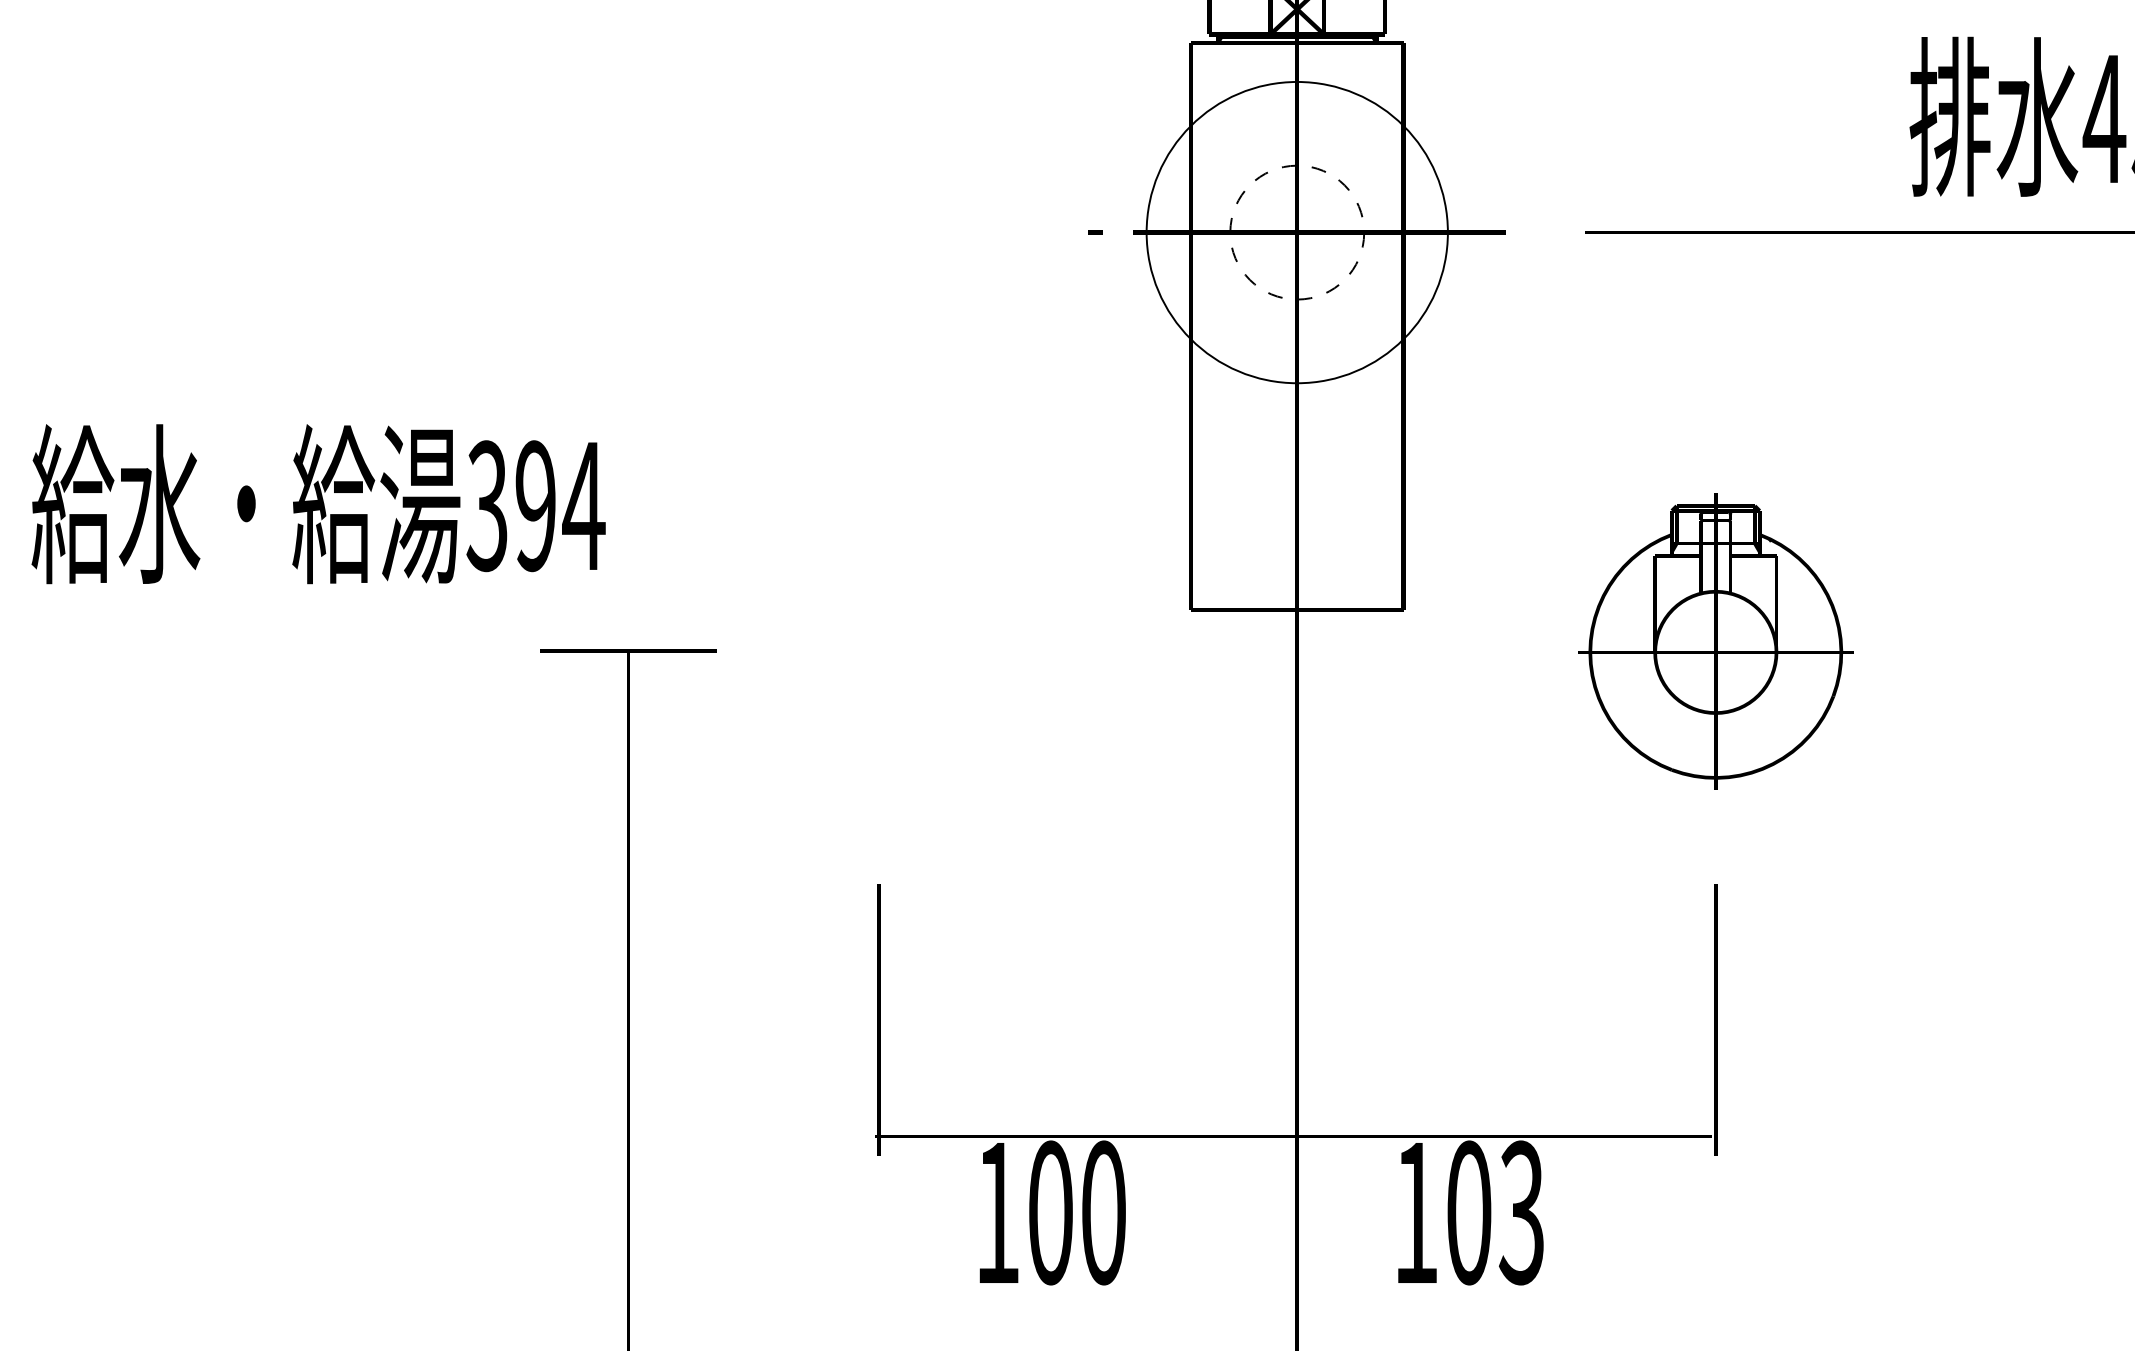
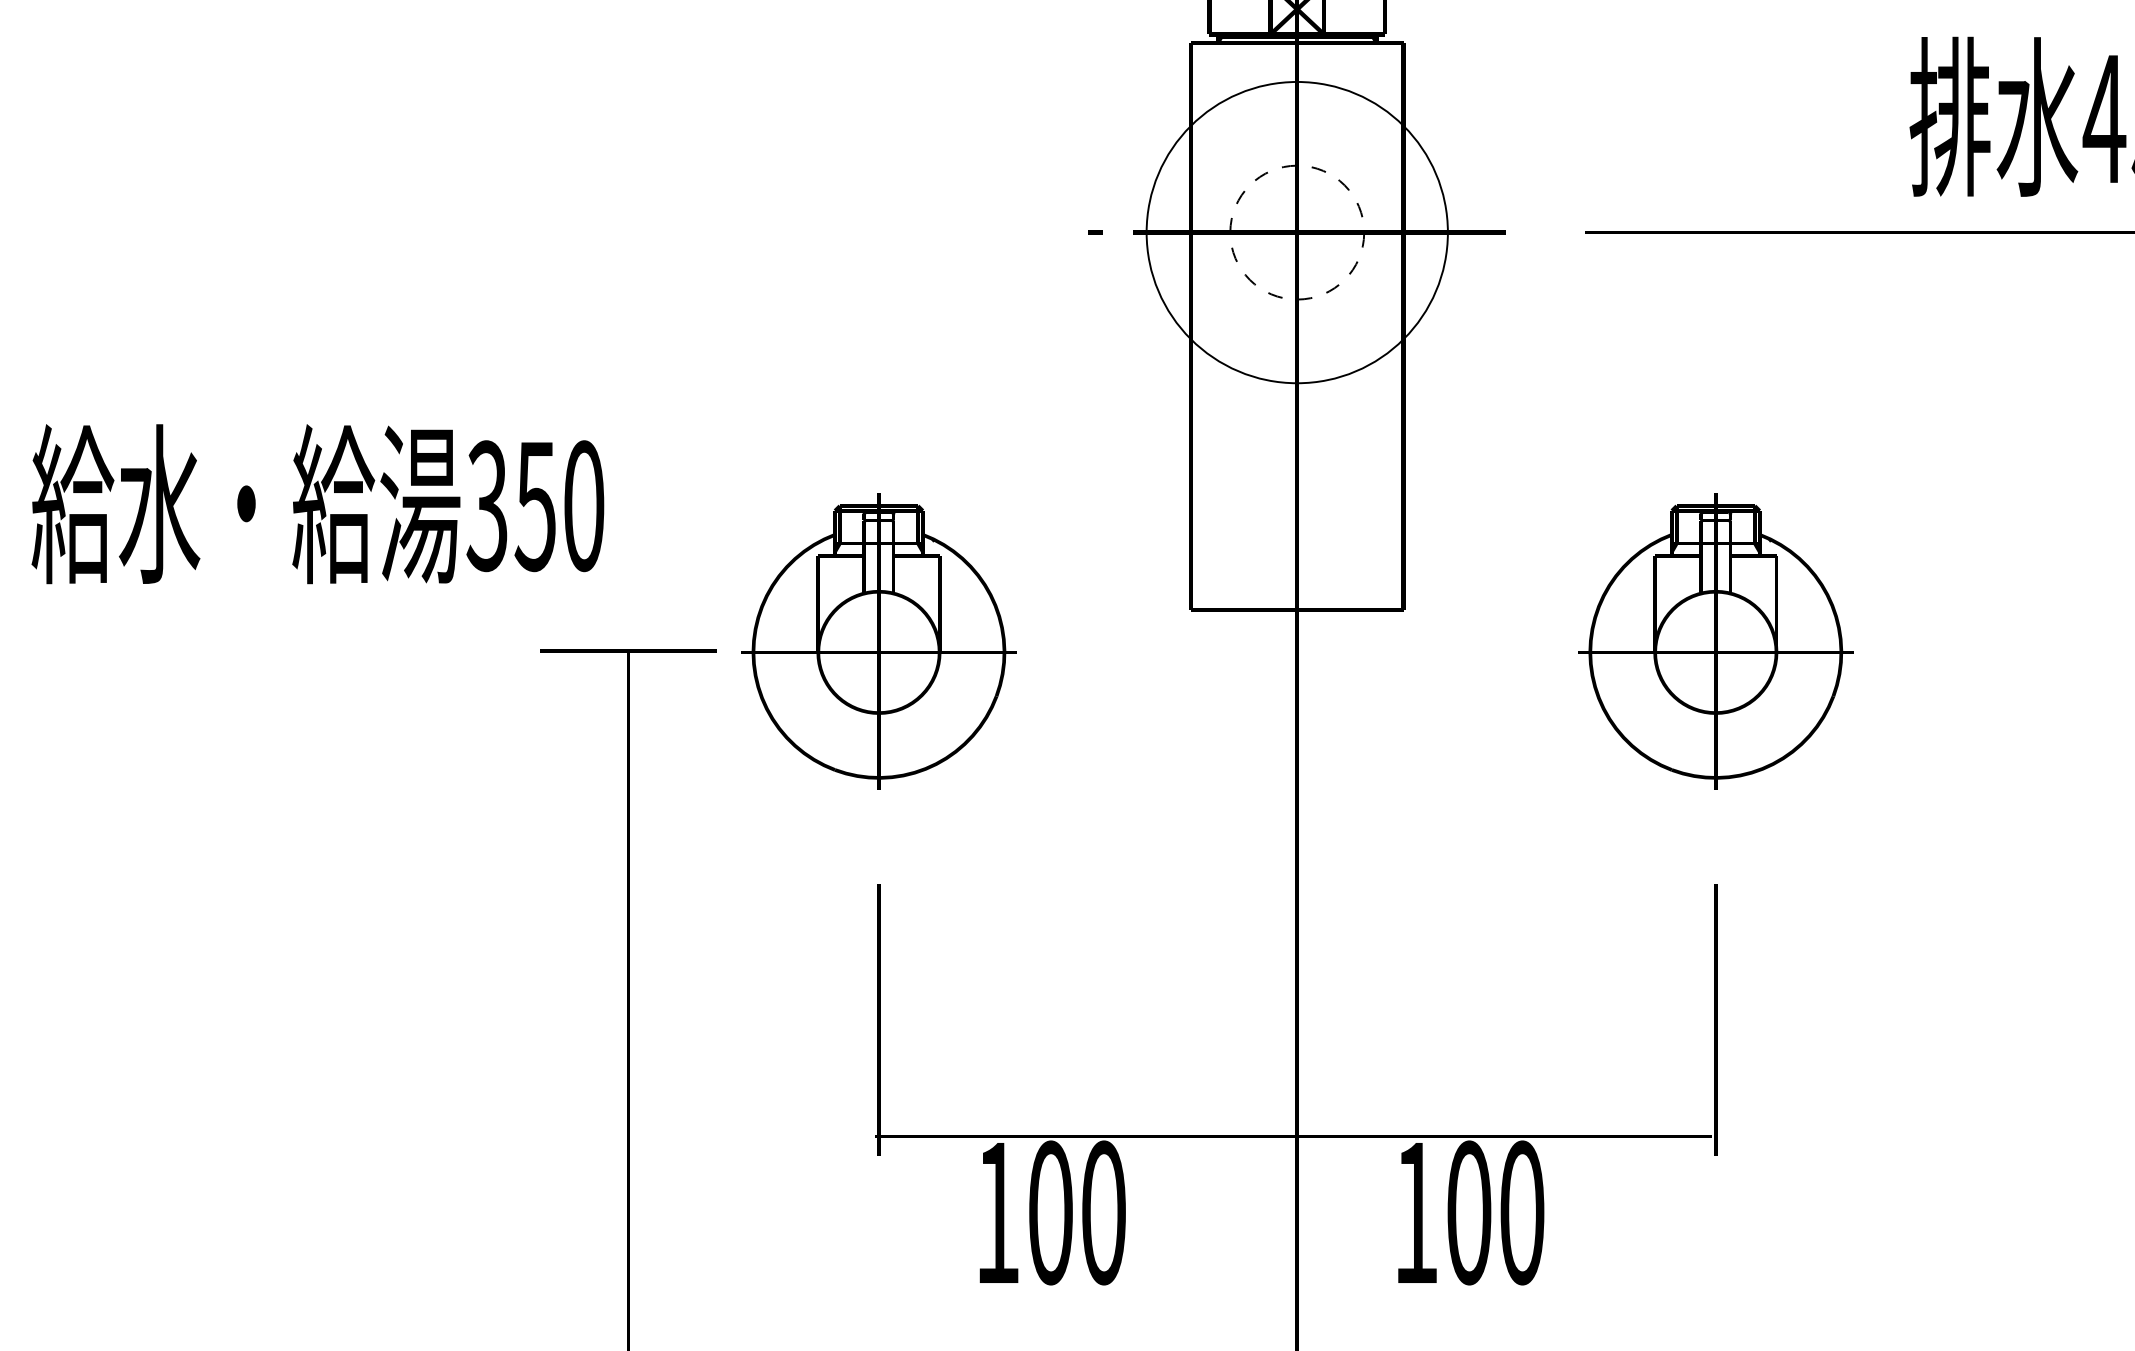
text: 394 -> 350 (559, 506)
part: none -> present (878, 641)
text: 103 -> 100 (1521, 1212)
